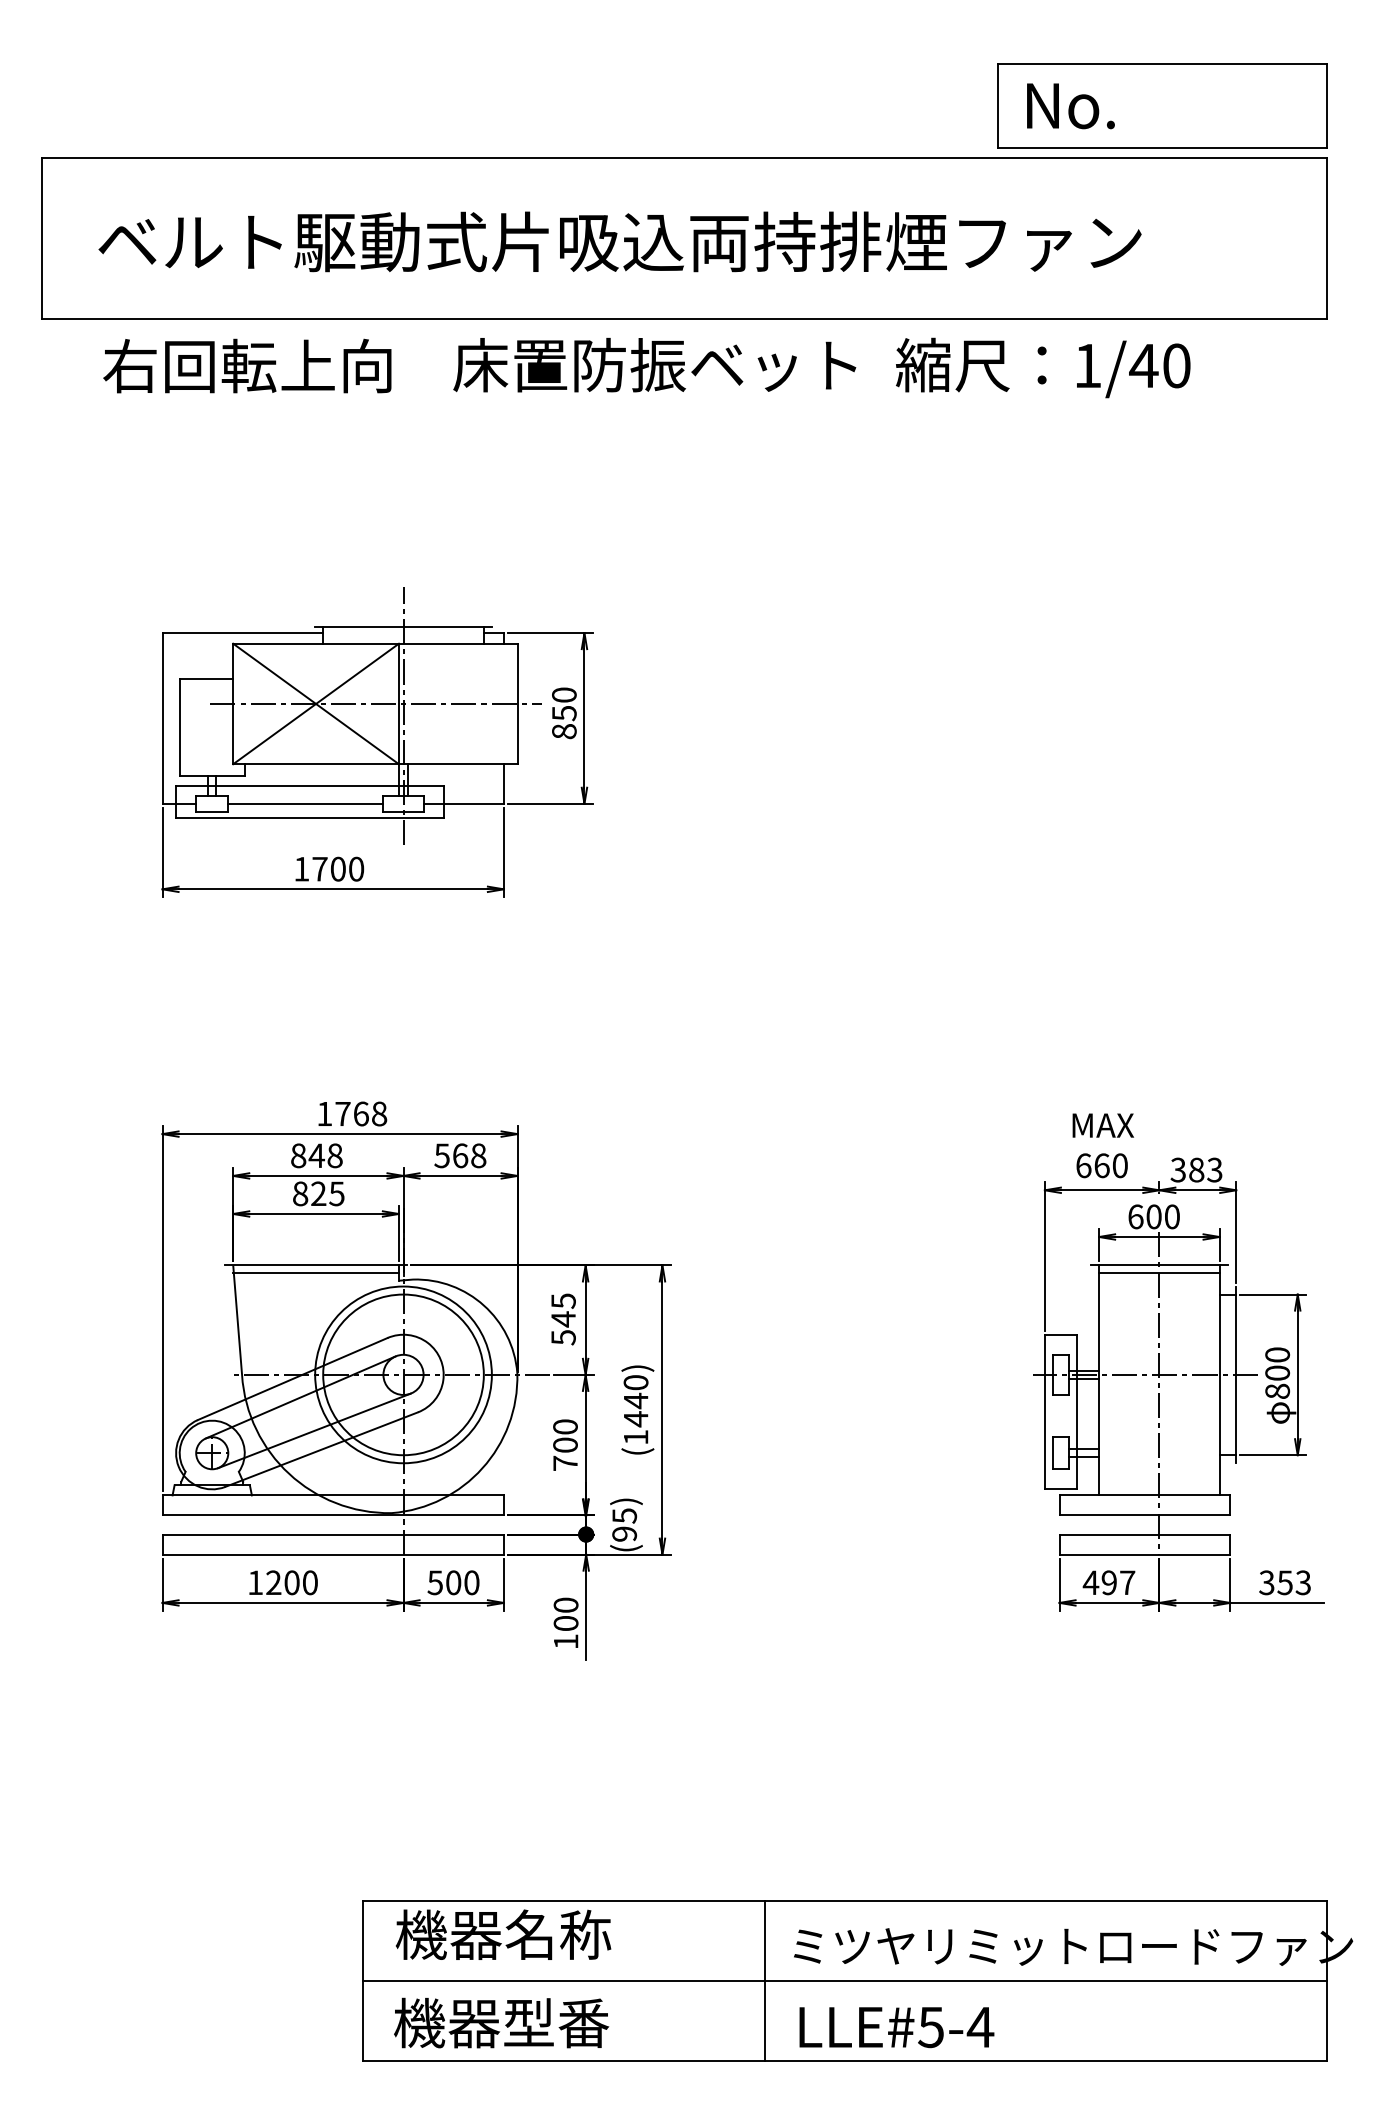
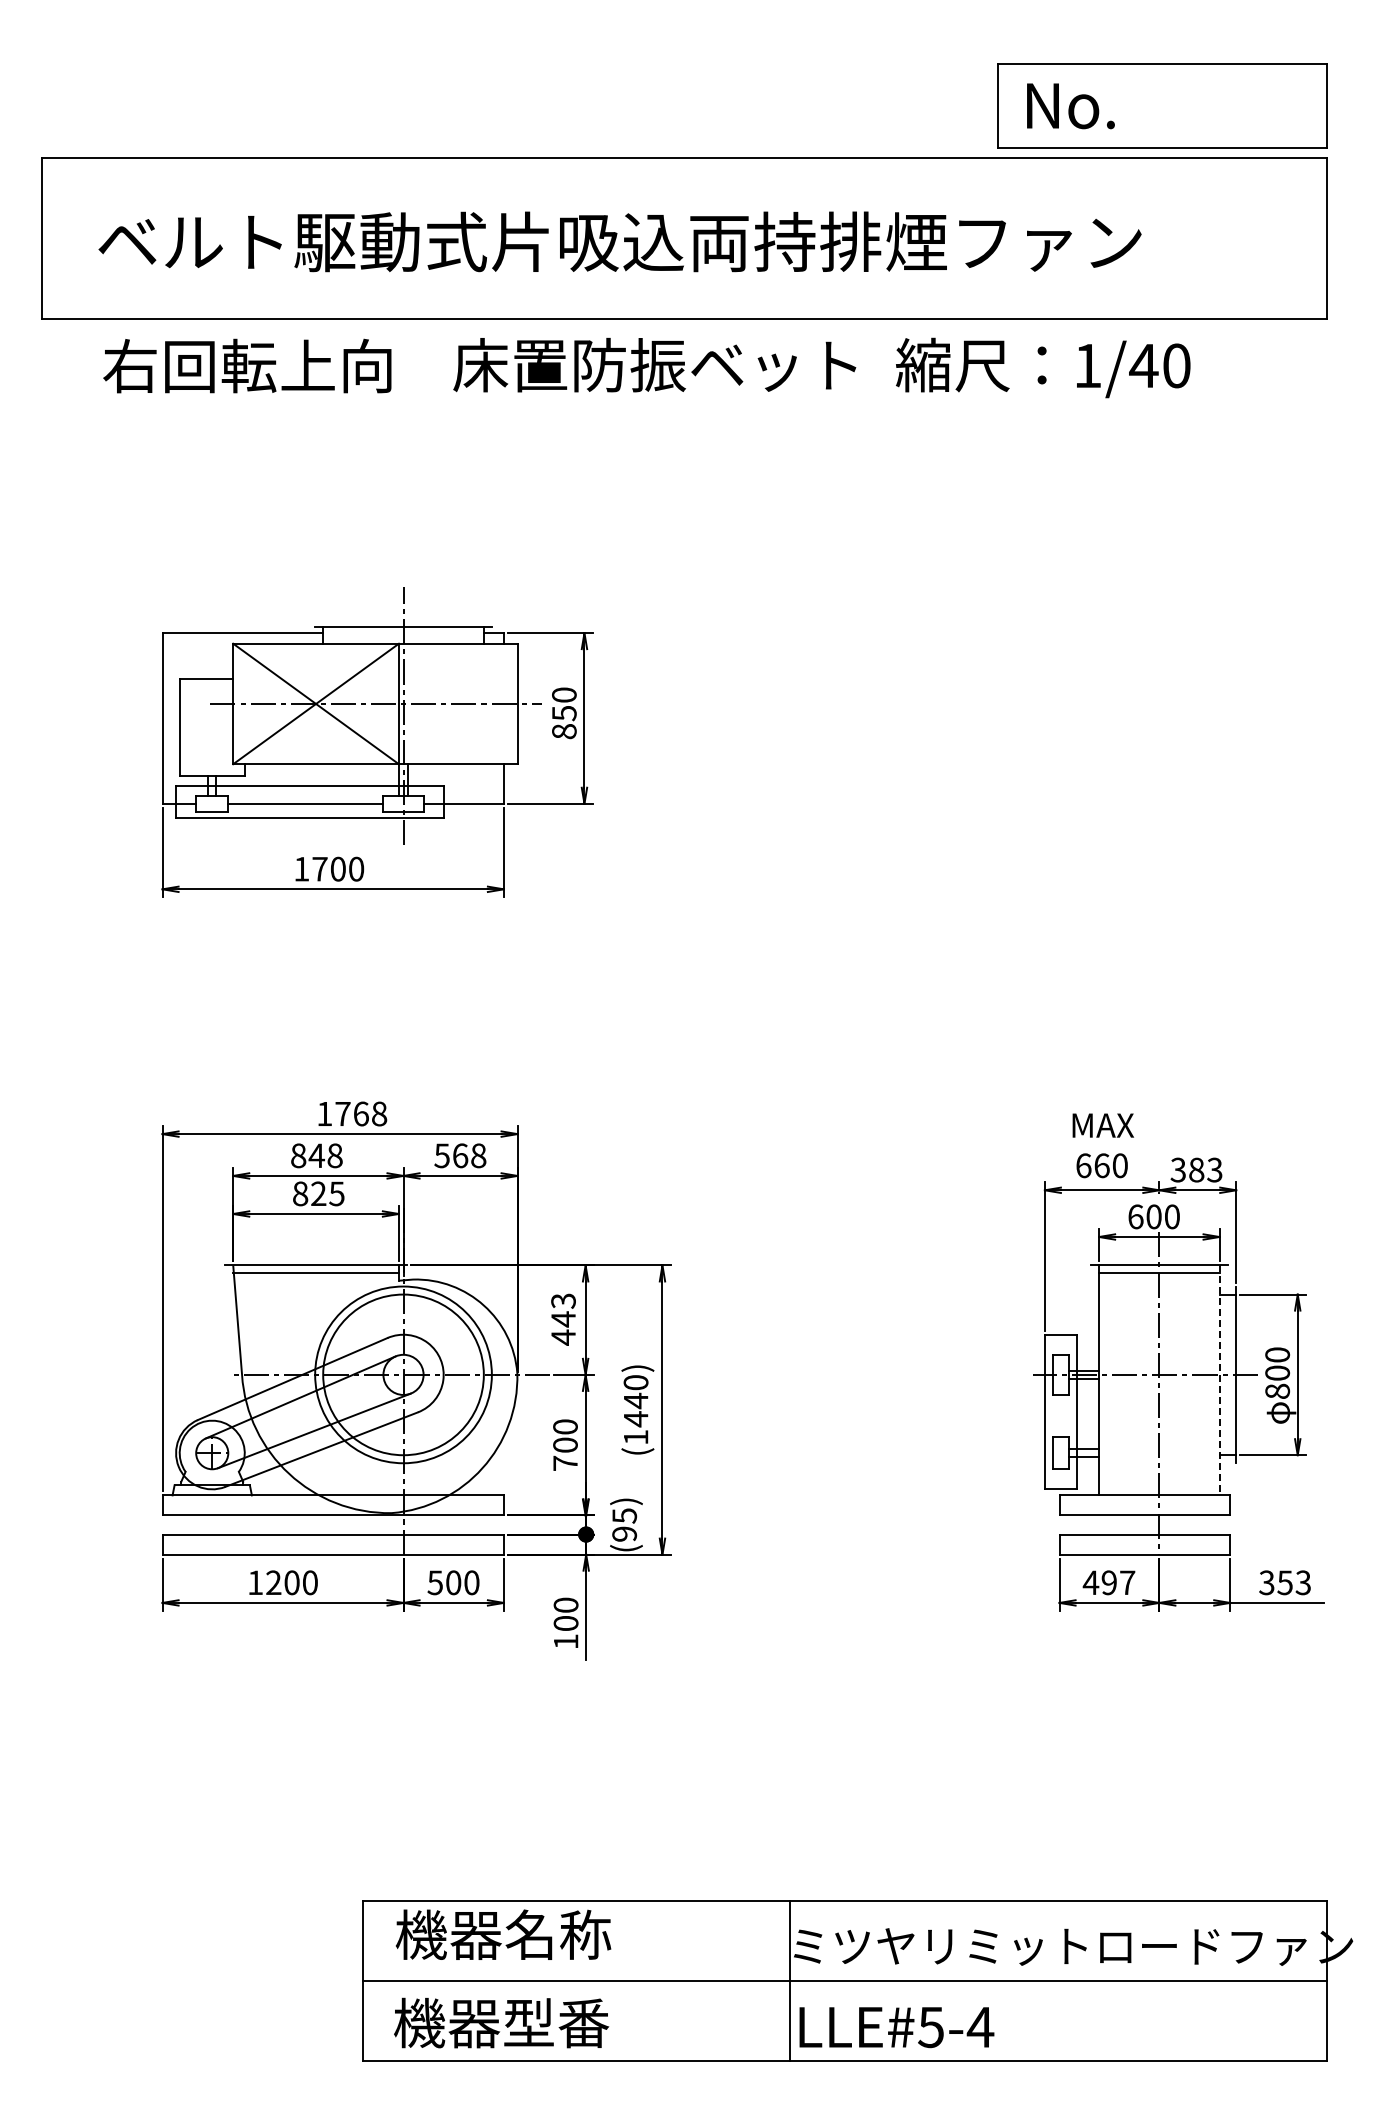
text: 545 -> 443 (563, 1319)
line: solid -> dashed (1219, 1380)
line position: (764, 1980) -> (789, 1980) (789, 1980)
